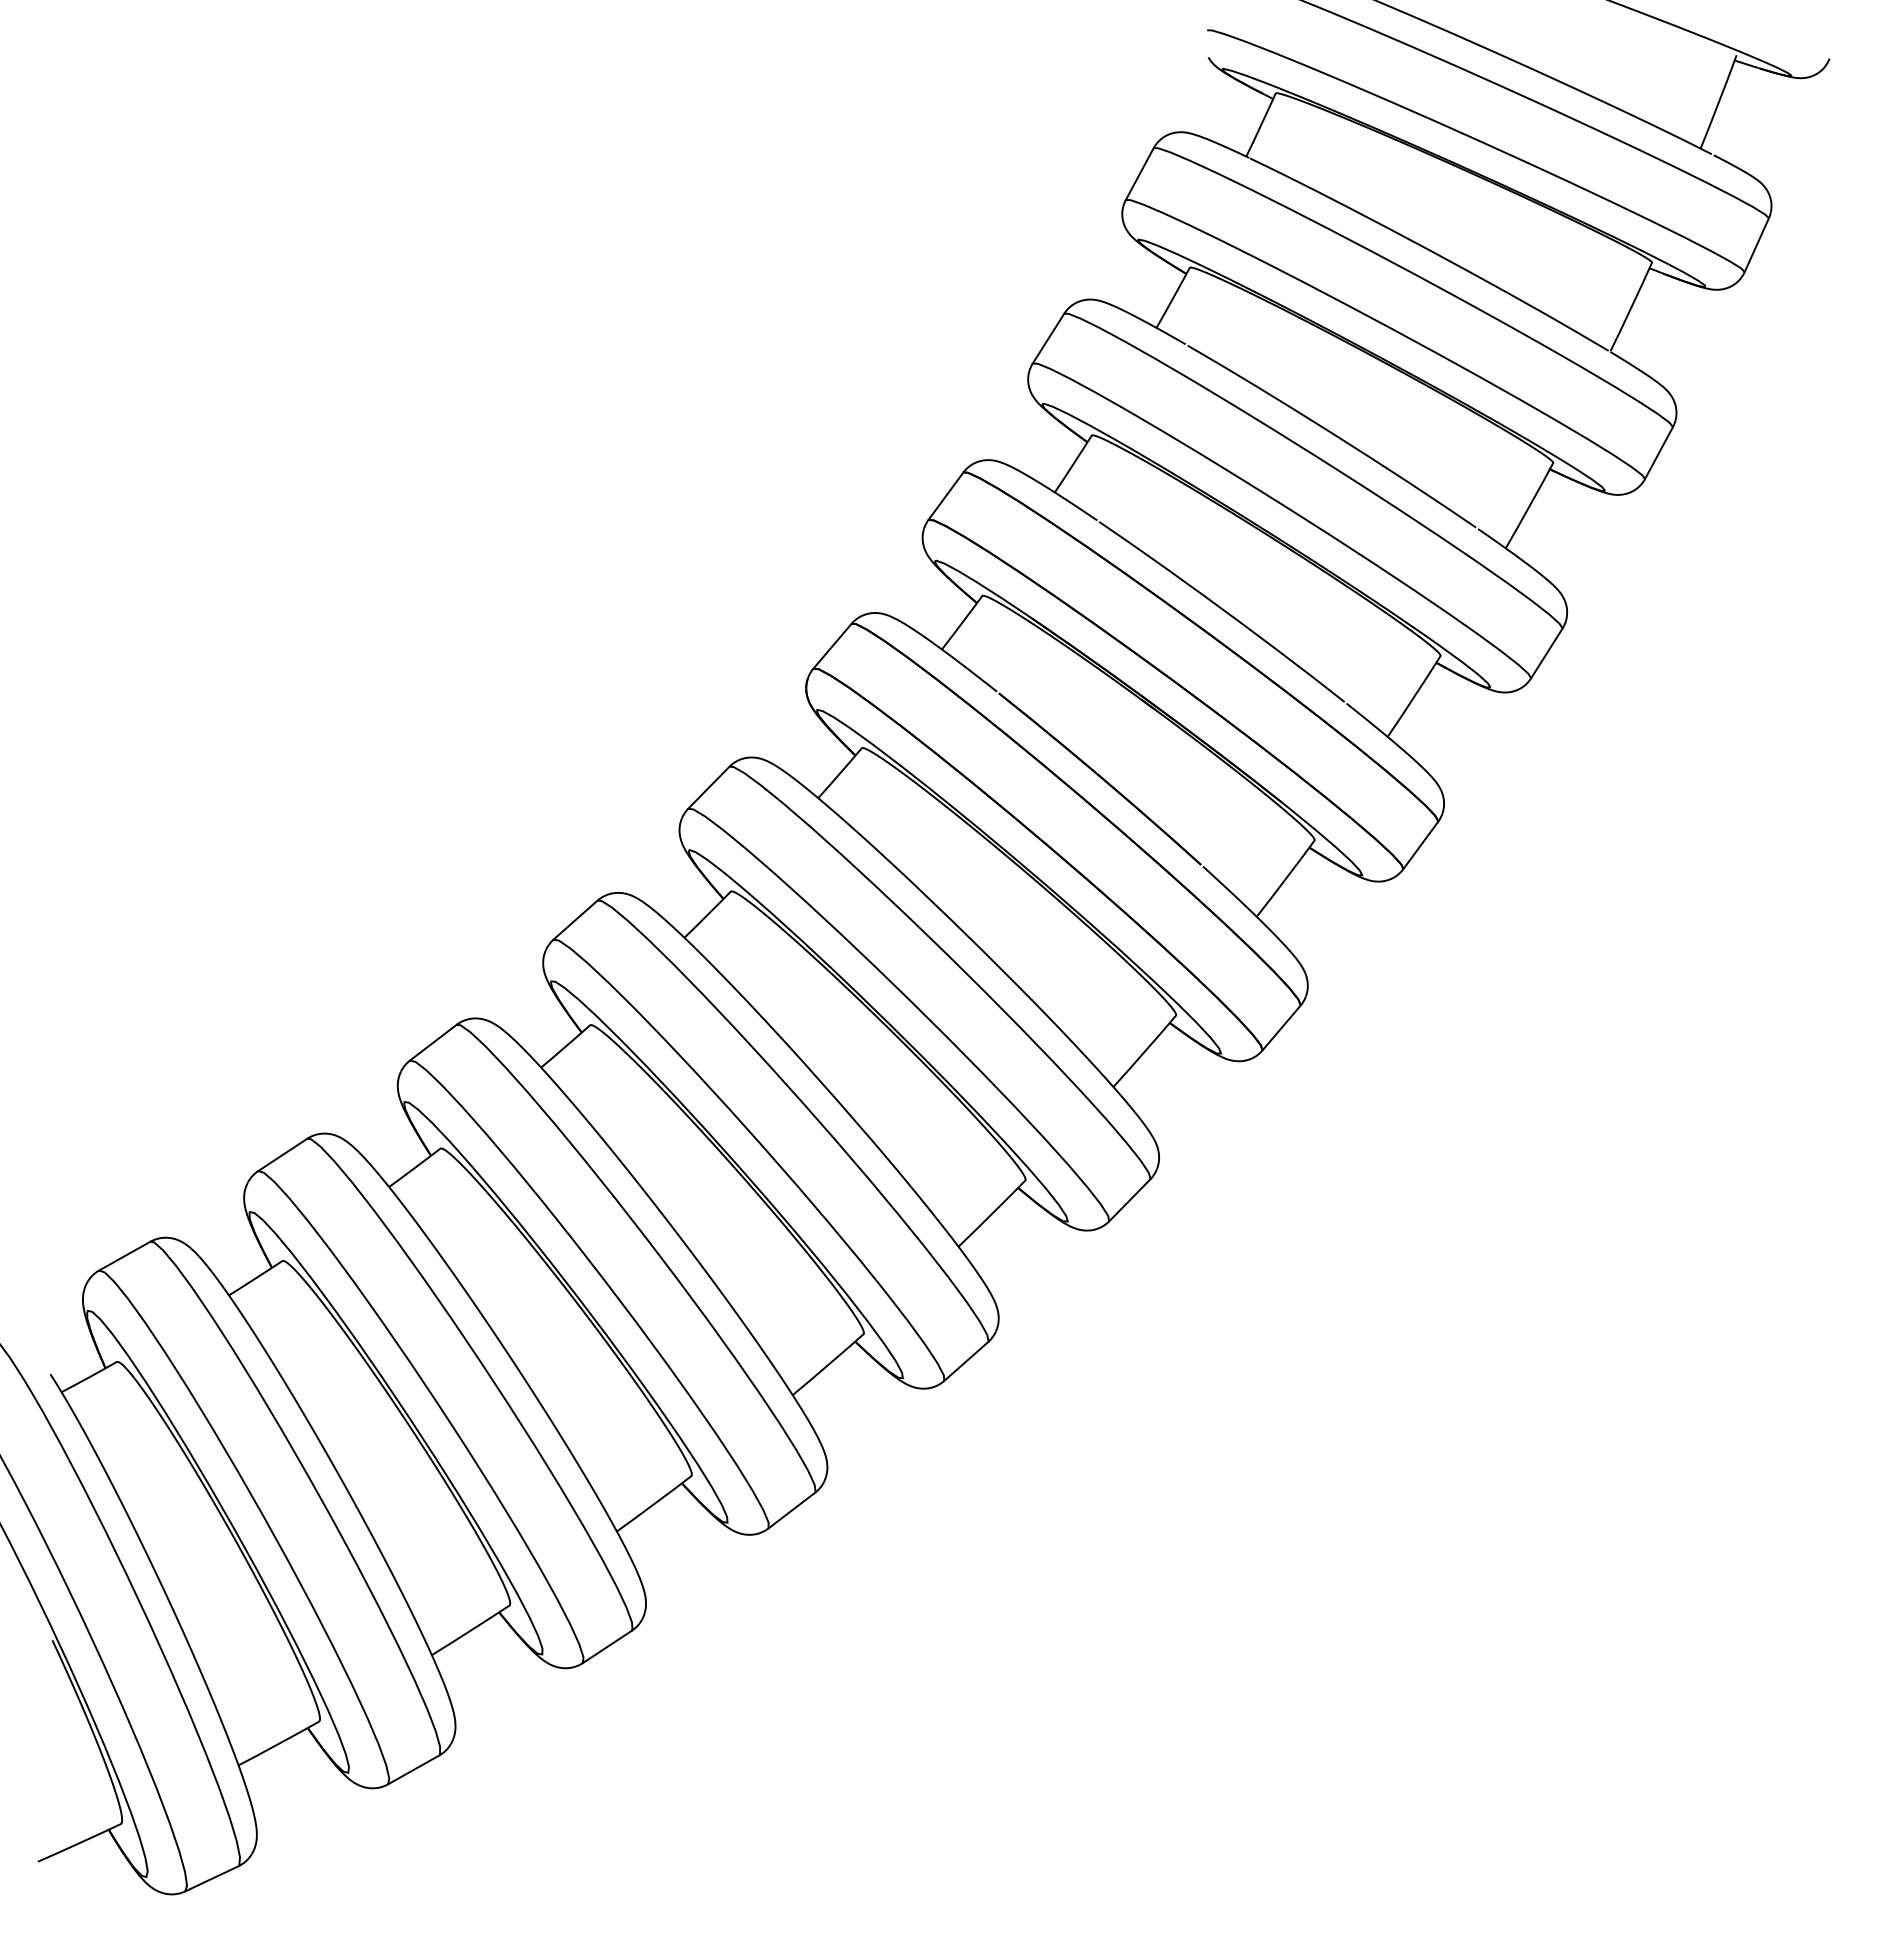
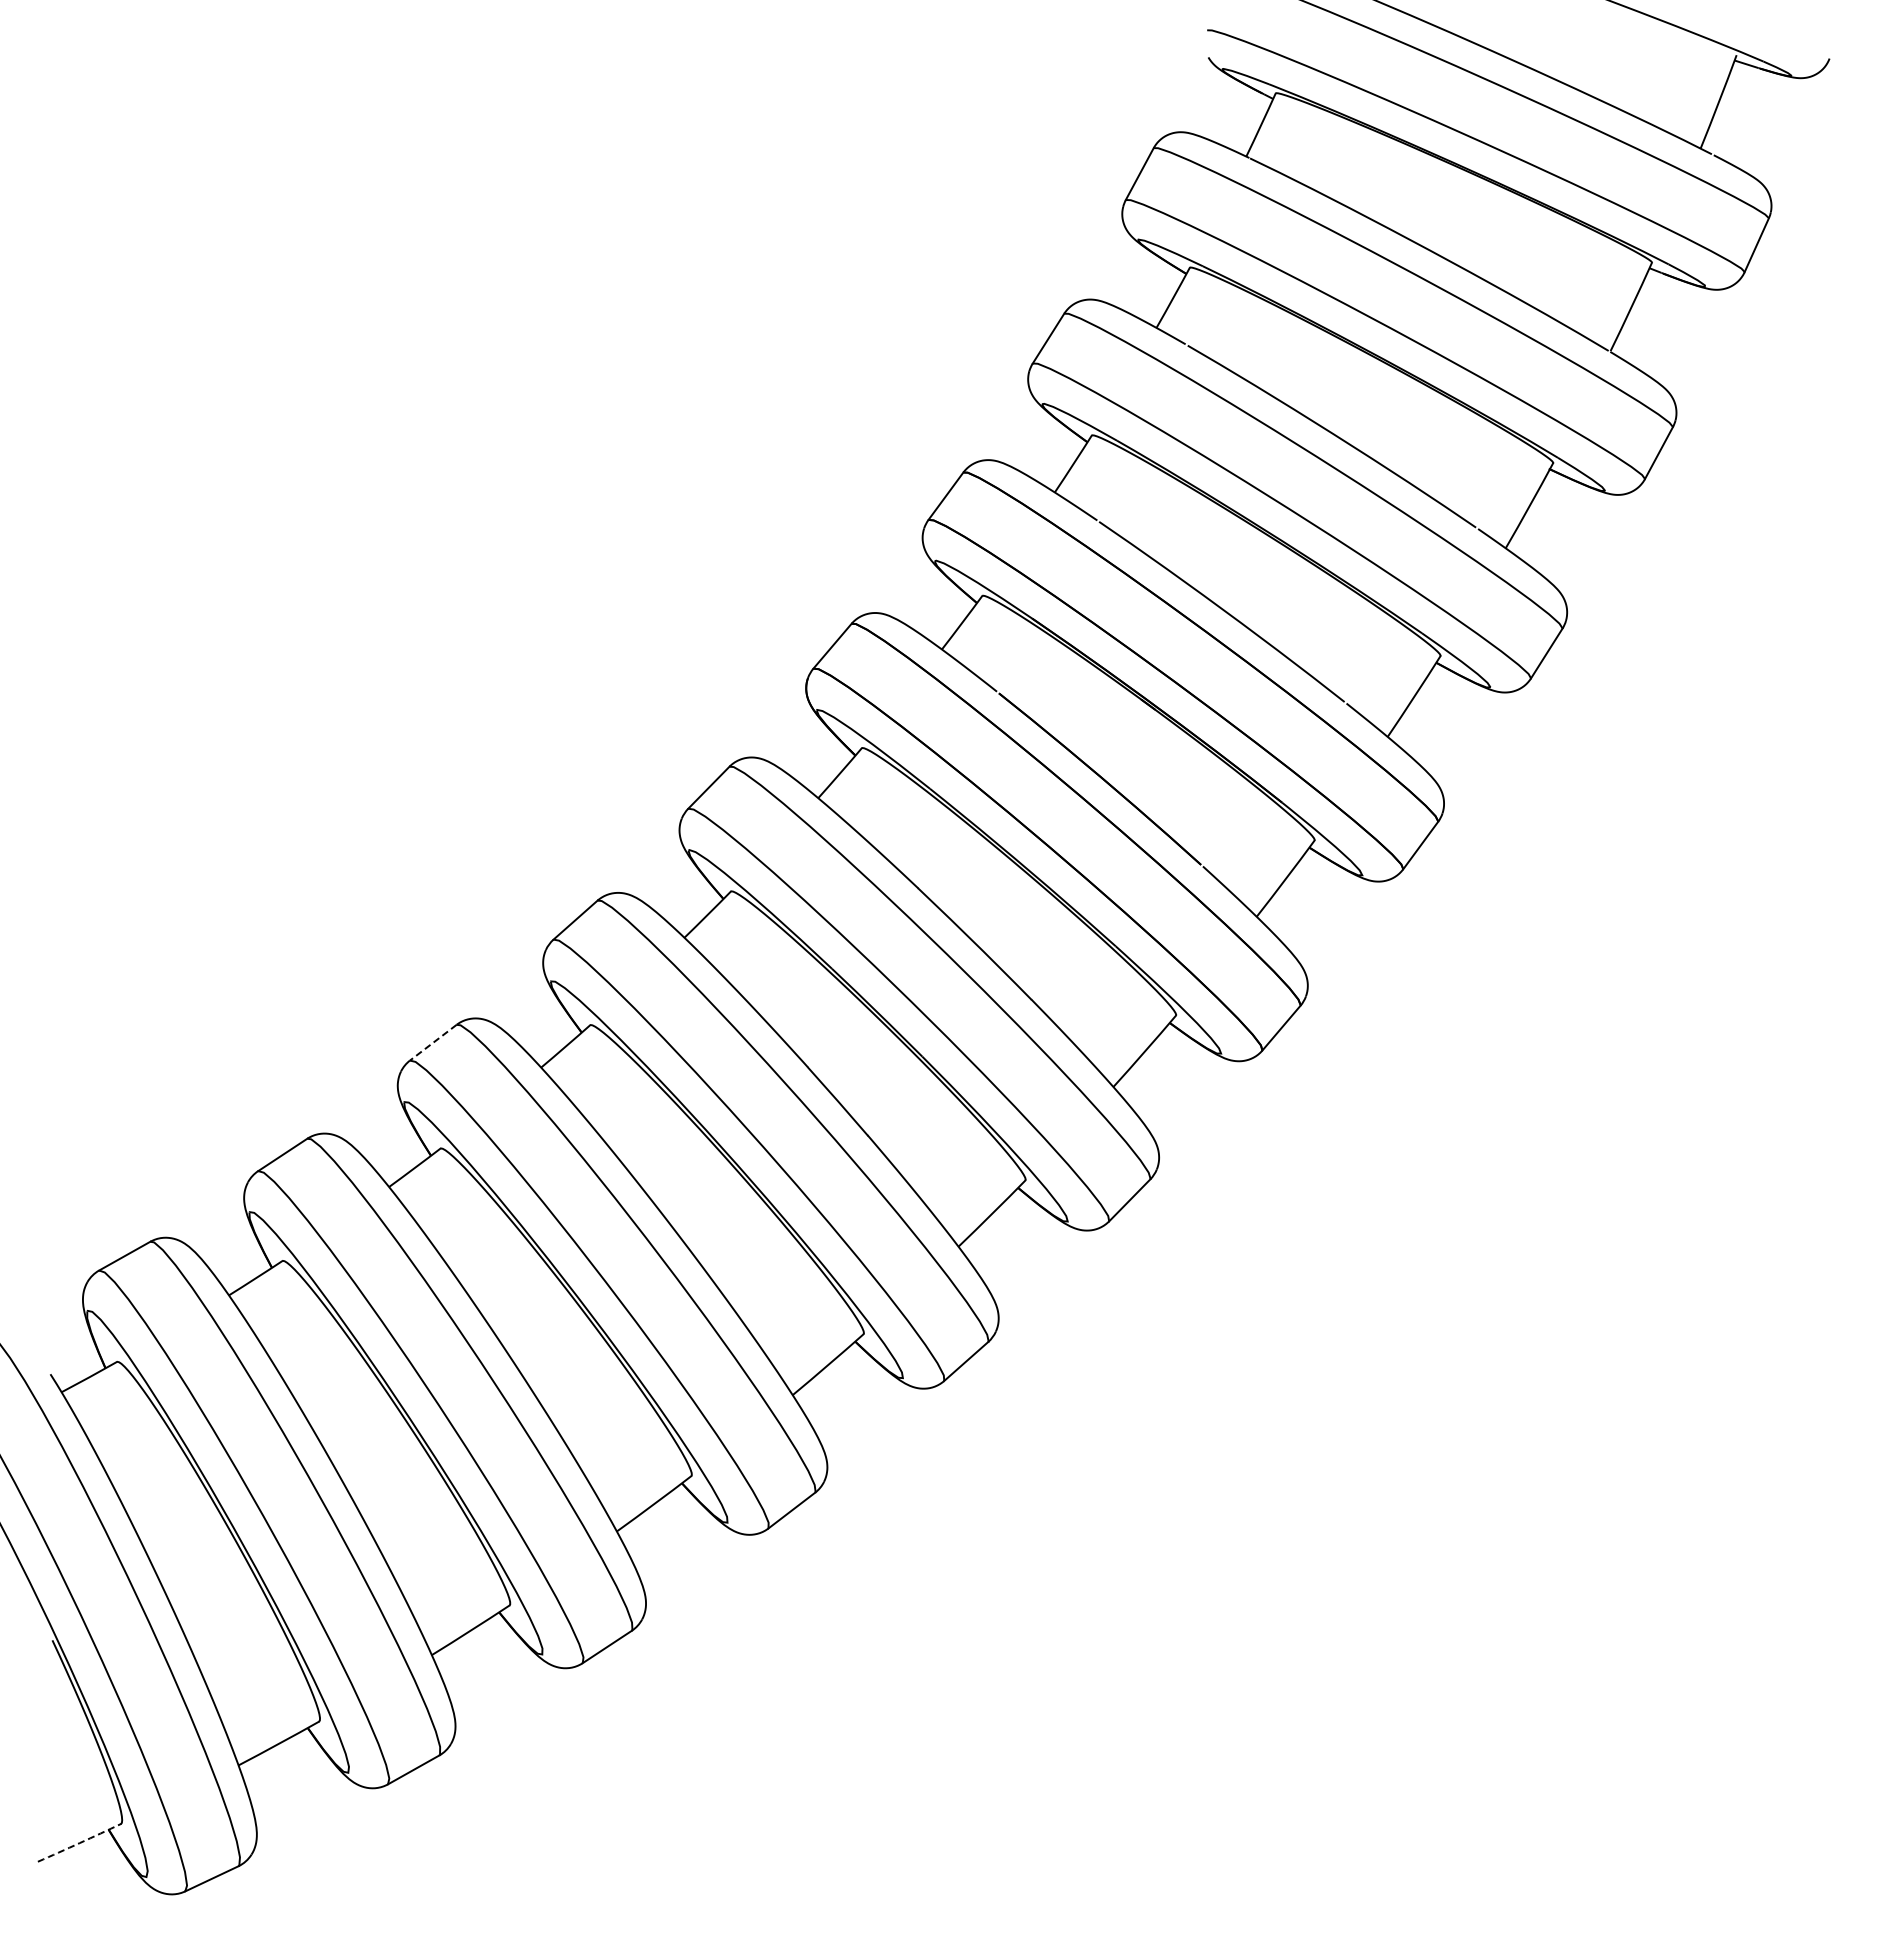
line: solid -> dashed (432, 1043)
arc: solid -> dashed (79, 1843)
